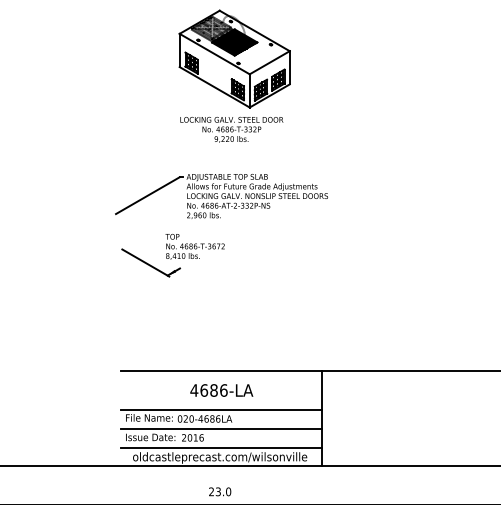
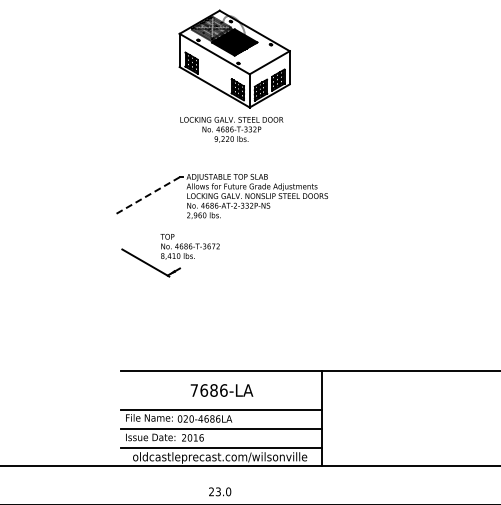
line: solid -> dashed (147, 195)
text position: (194, 246) -> (189, 246) (189, 246)
text: 4686-LA -> 7686-LA (194, 390)
